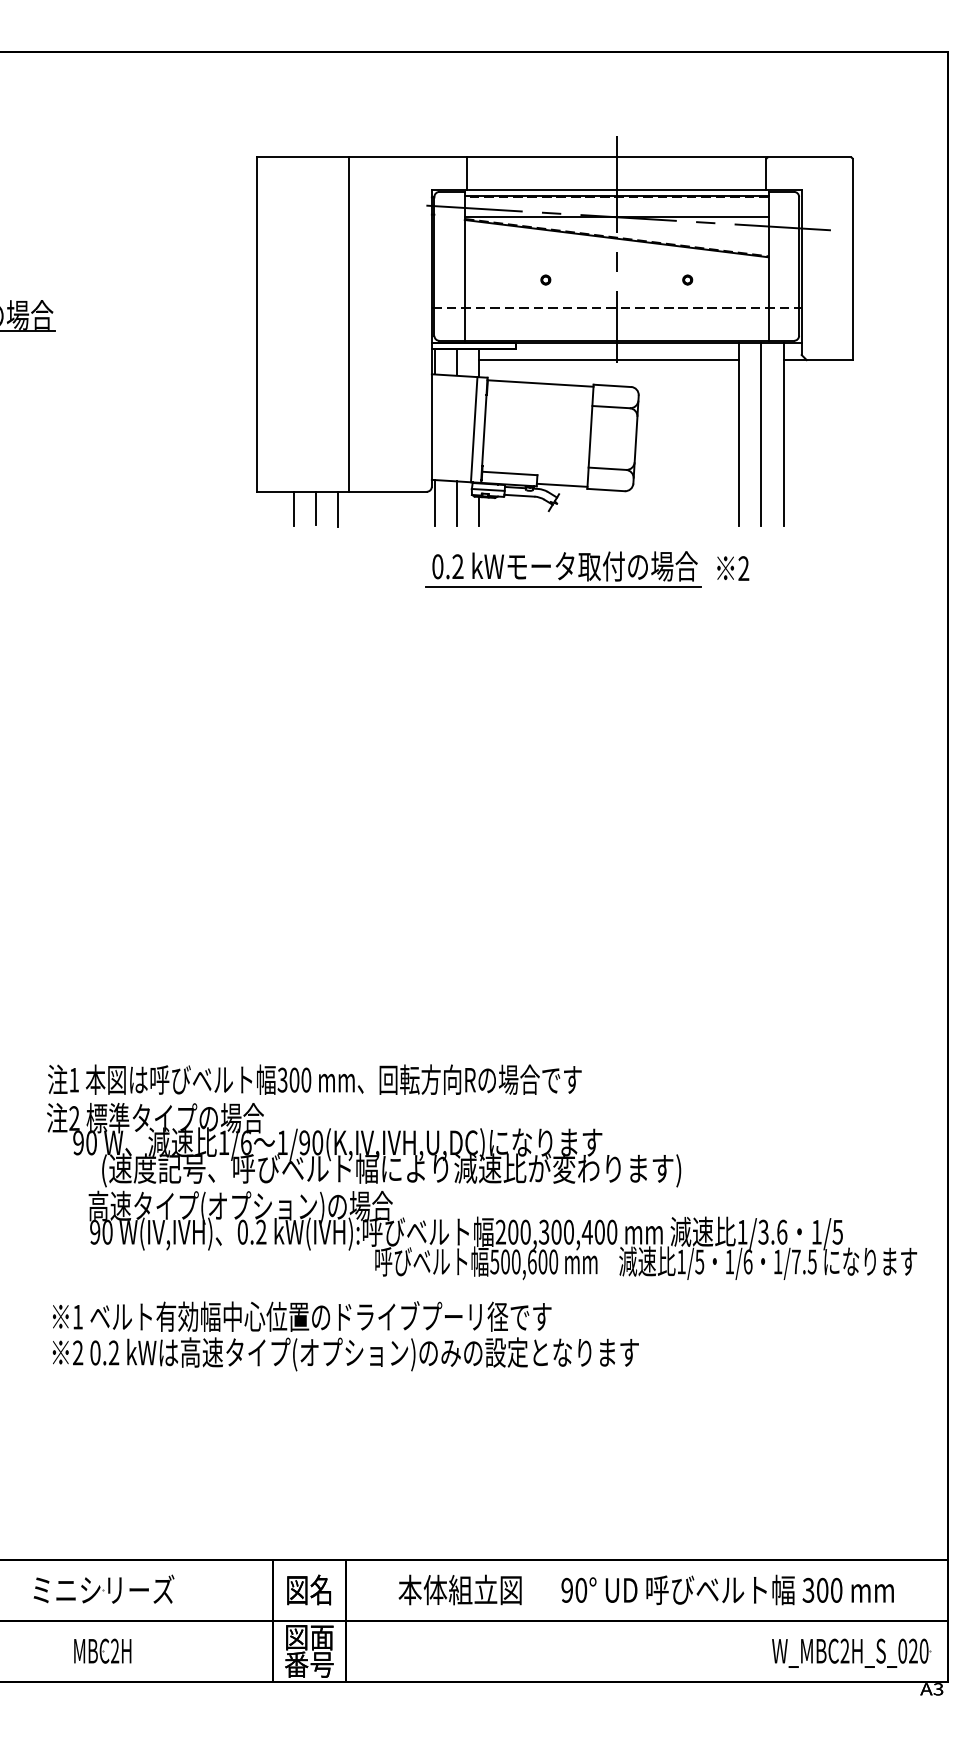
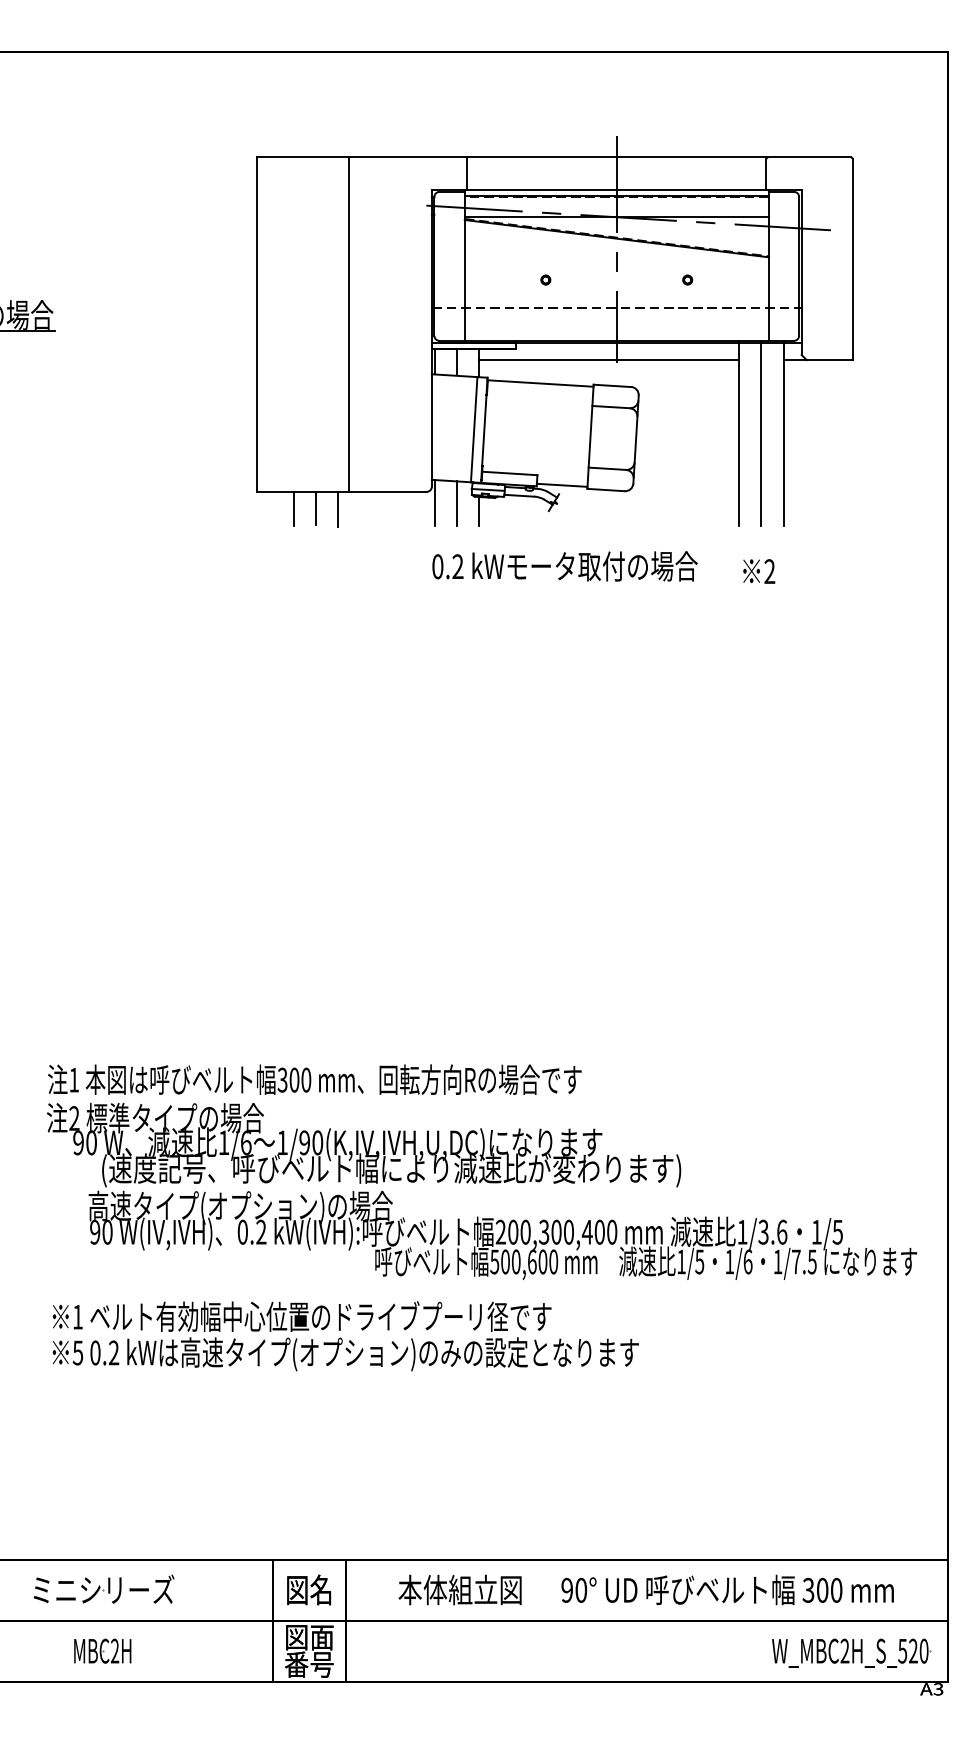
text position: (733, 568) -> (759, 571) (759, 571)
line: present -> none (563, 586)
text: 2 -> 5 (77, 1352)
text: W_MBC2H_S_020 -> W_MBC2H_S_520 (902, 1650)
